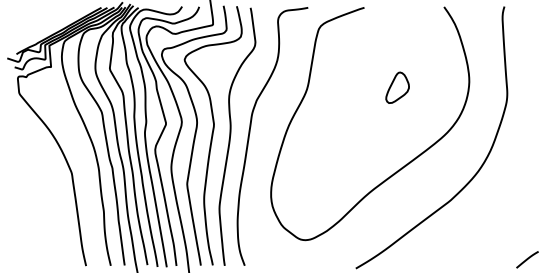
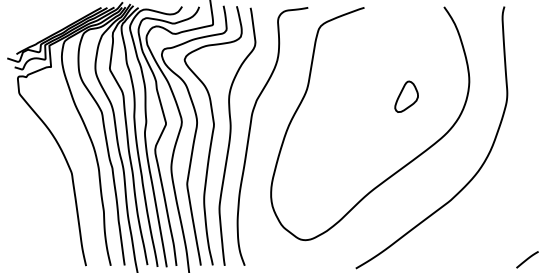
part position: (397, 87) -> (406, 96) (406, 96)
